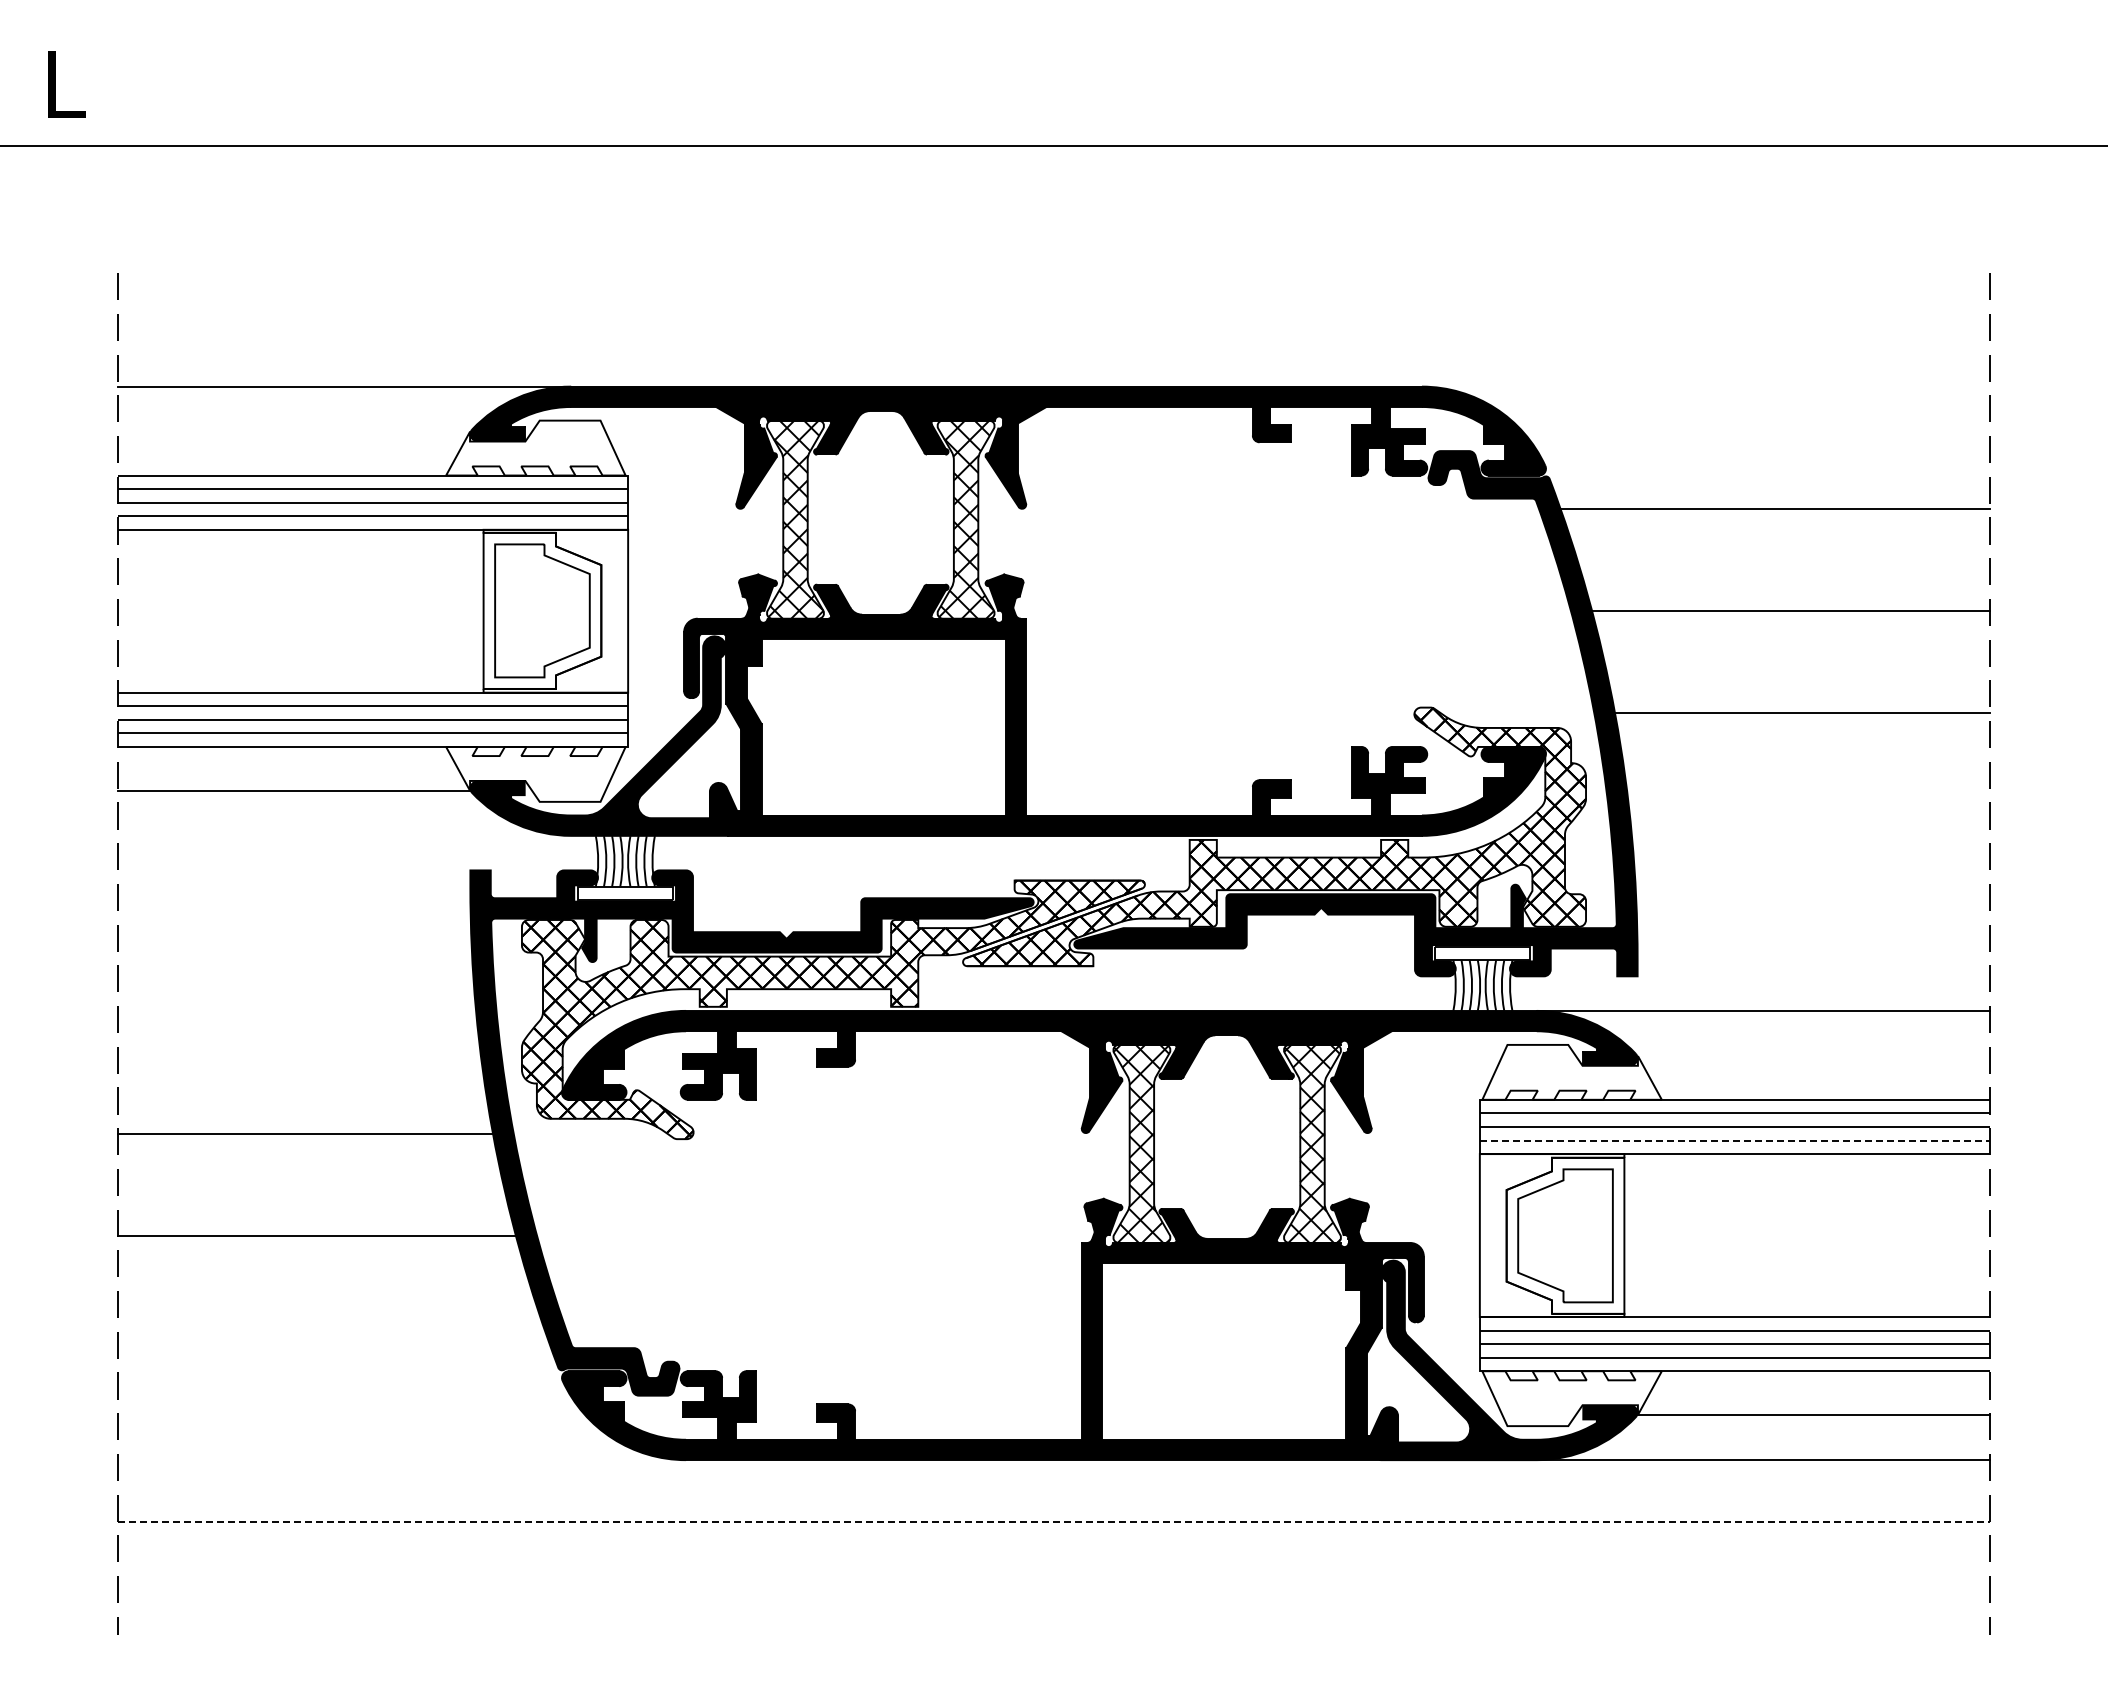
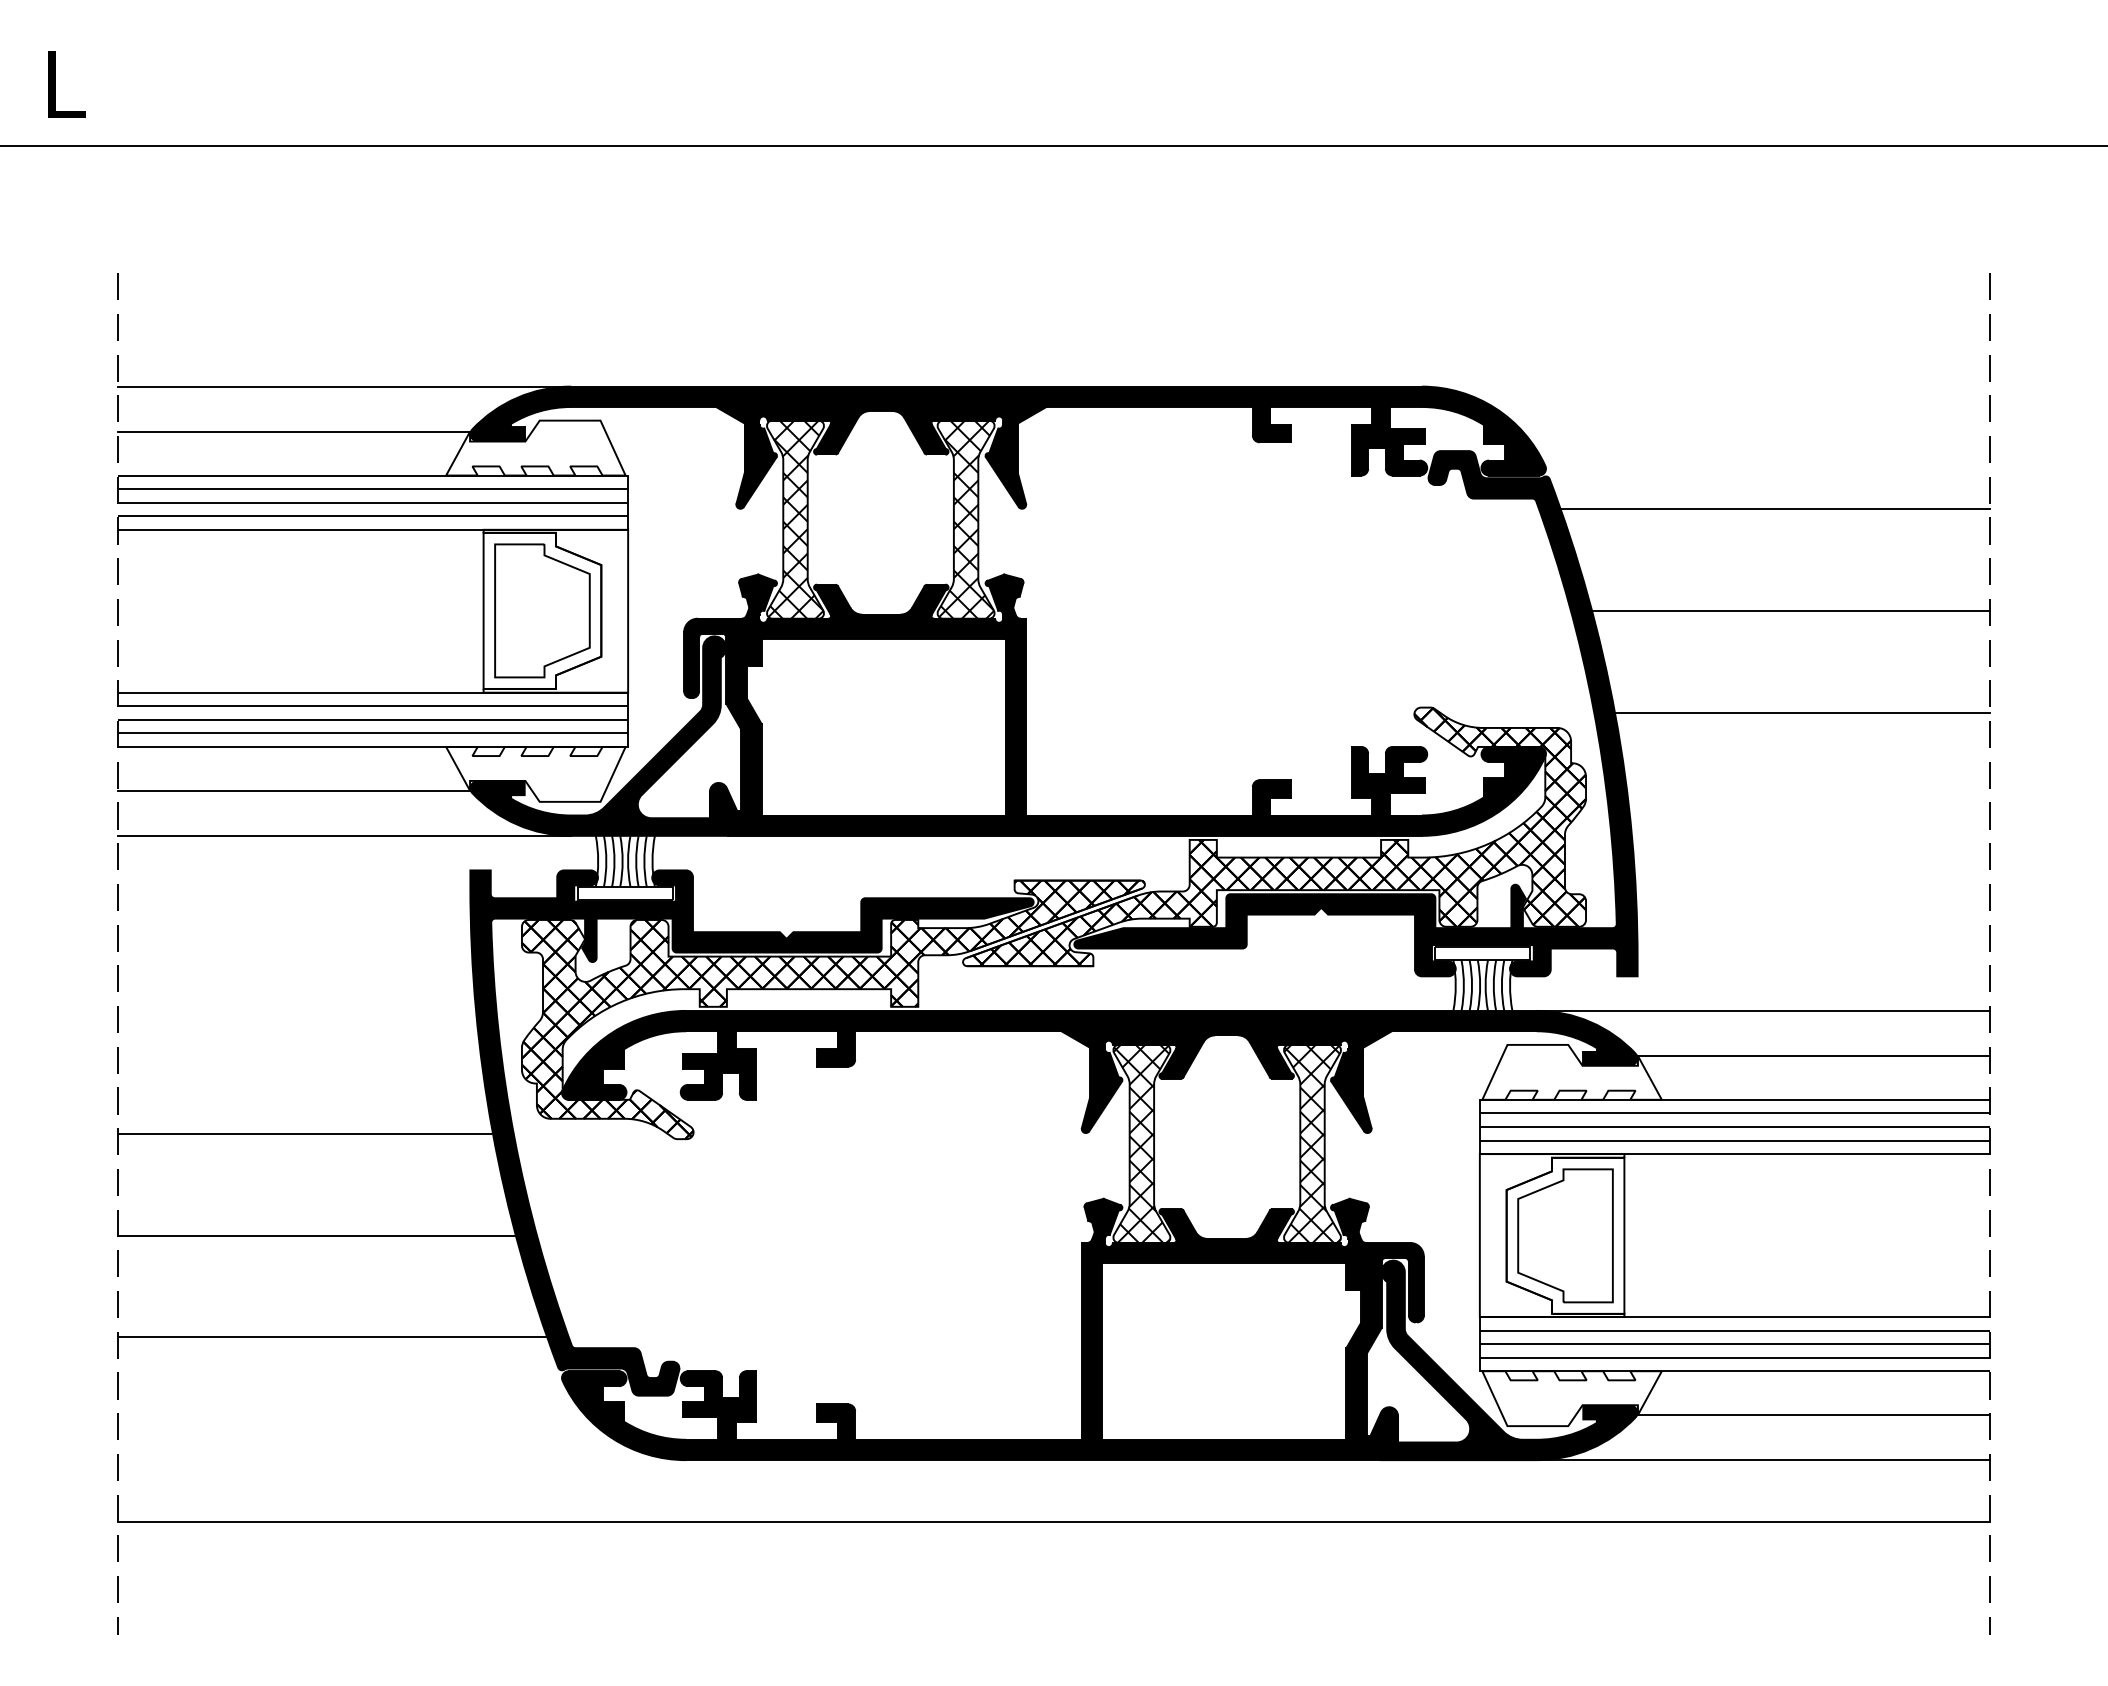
line: none -> present (293, 431)
line: none -> present (344, 835)
line: none -> present (1813, 1056)
line: dashed -> solid (1735, 1140)
line: none -> present (332, 1337)
line: dashed -> solid (1054, 1521)
